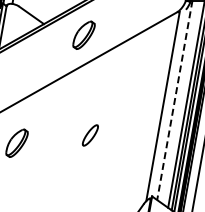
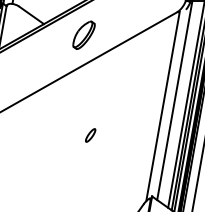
line: dashed -> solid (174, 100)
part size: 17x23 px -> 12x15 px (90, 135)
part: present -> none (16, 142)
